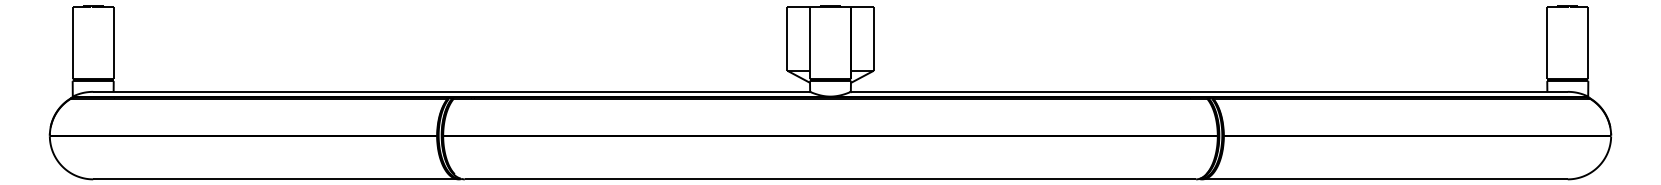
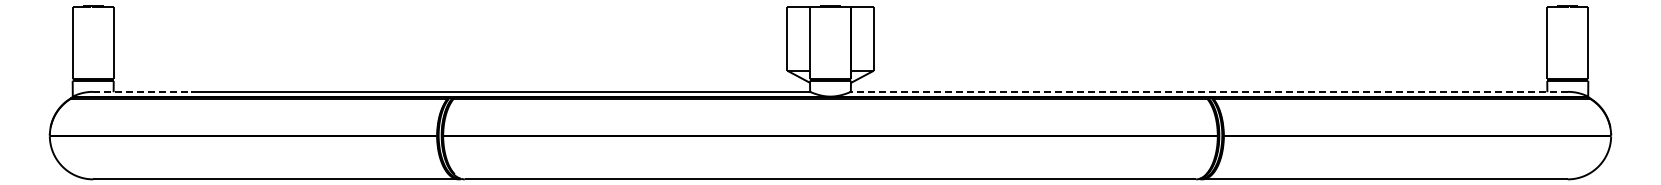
line: solid -> dashed (142, 92)
line: solid -> dashed (1209, 92)
